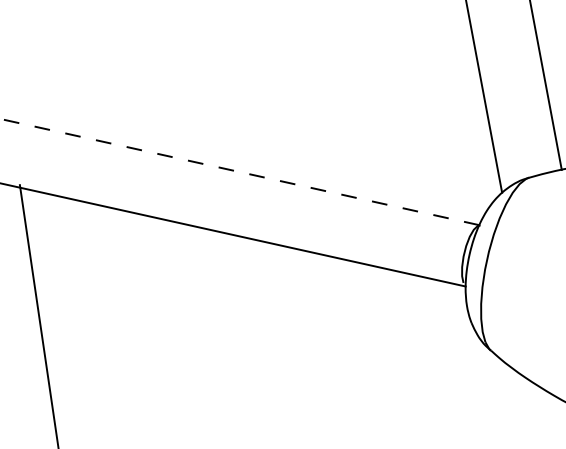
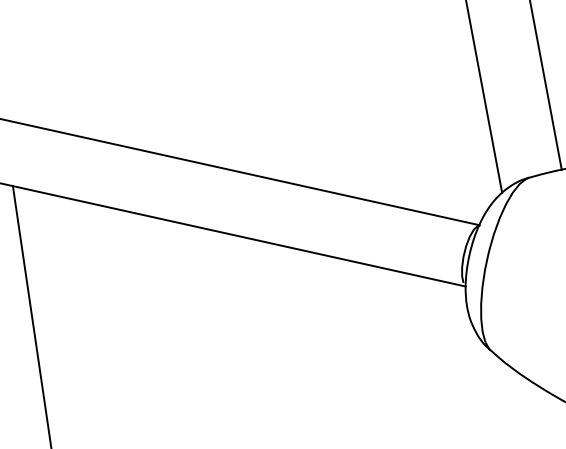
line: dashed -> solid (239, 171)
line position: (38, 315) -> (31, 315) (31, 315)
